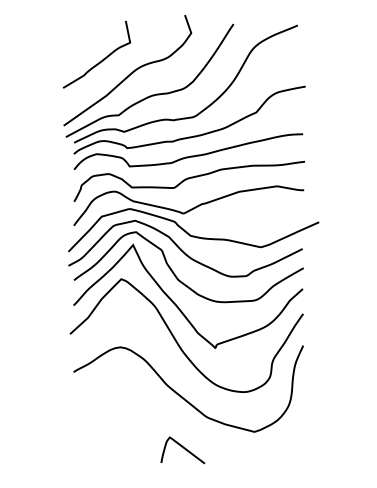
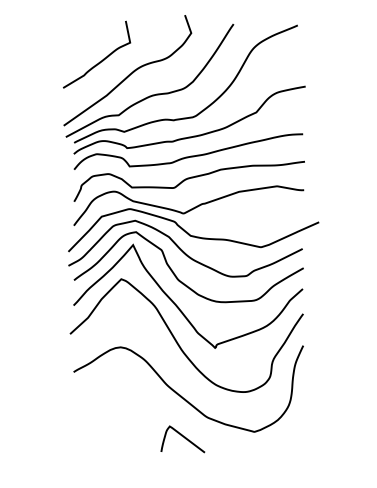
curve position: (183, 448) -> (183, 437) (183, 437)
